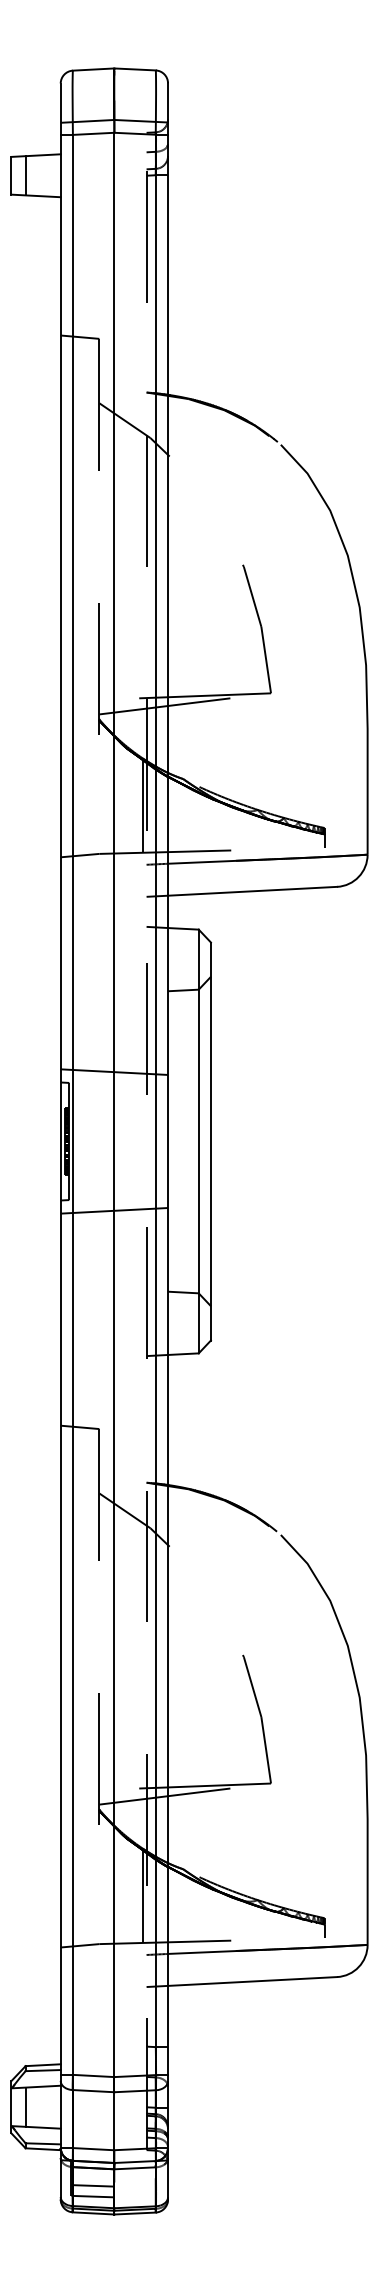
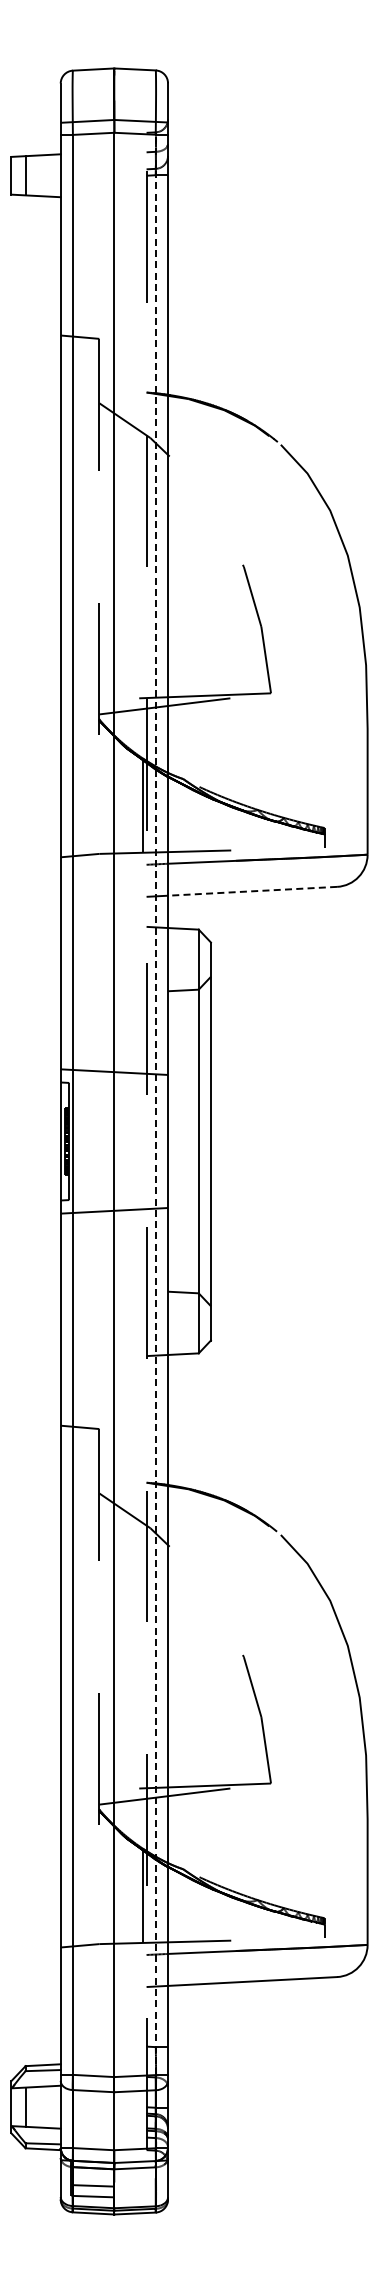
line: solid -> dashed (252, 891)
line: solid -> dashed (155, 1104)
